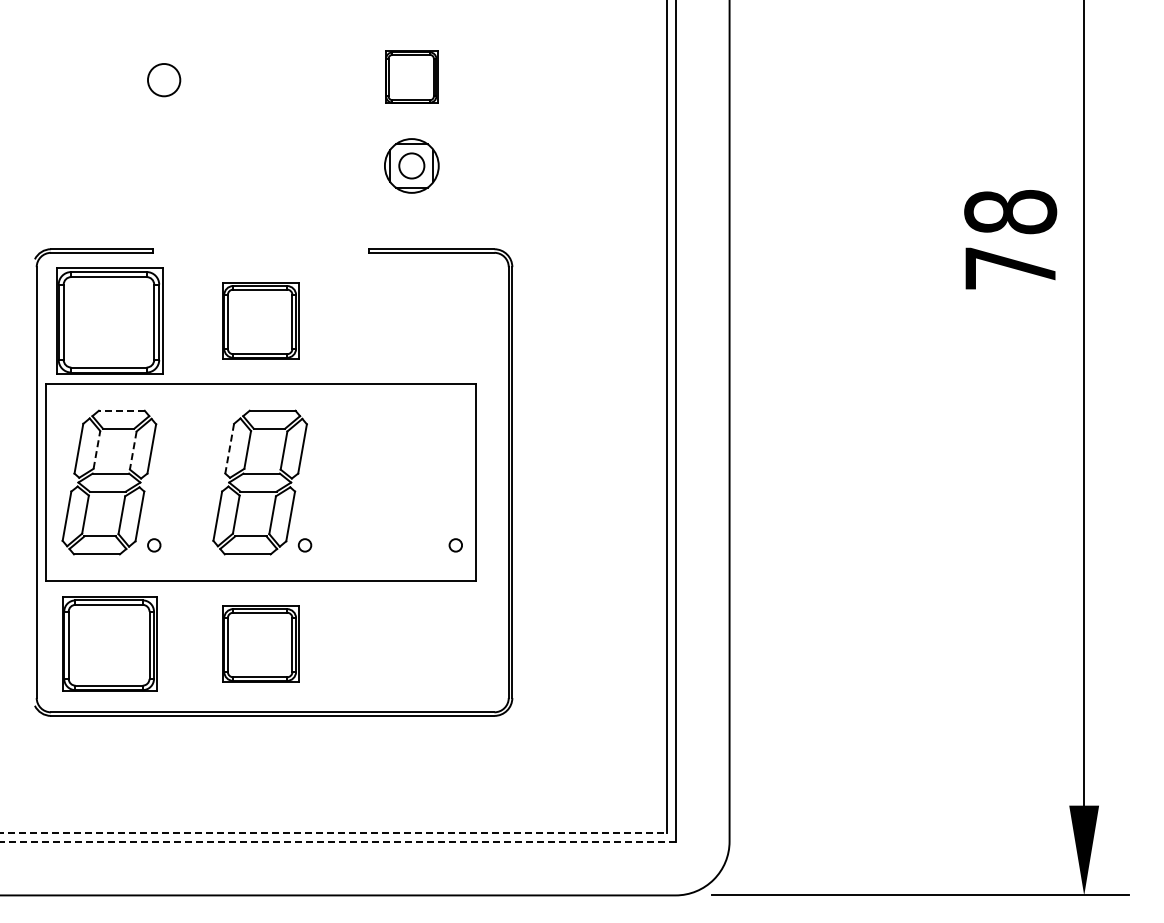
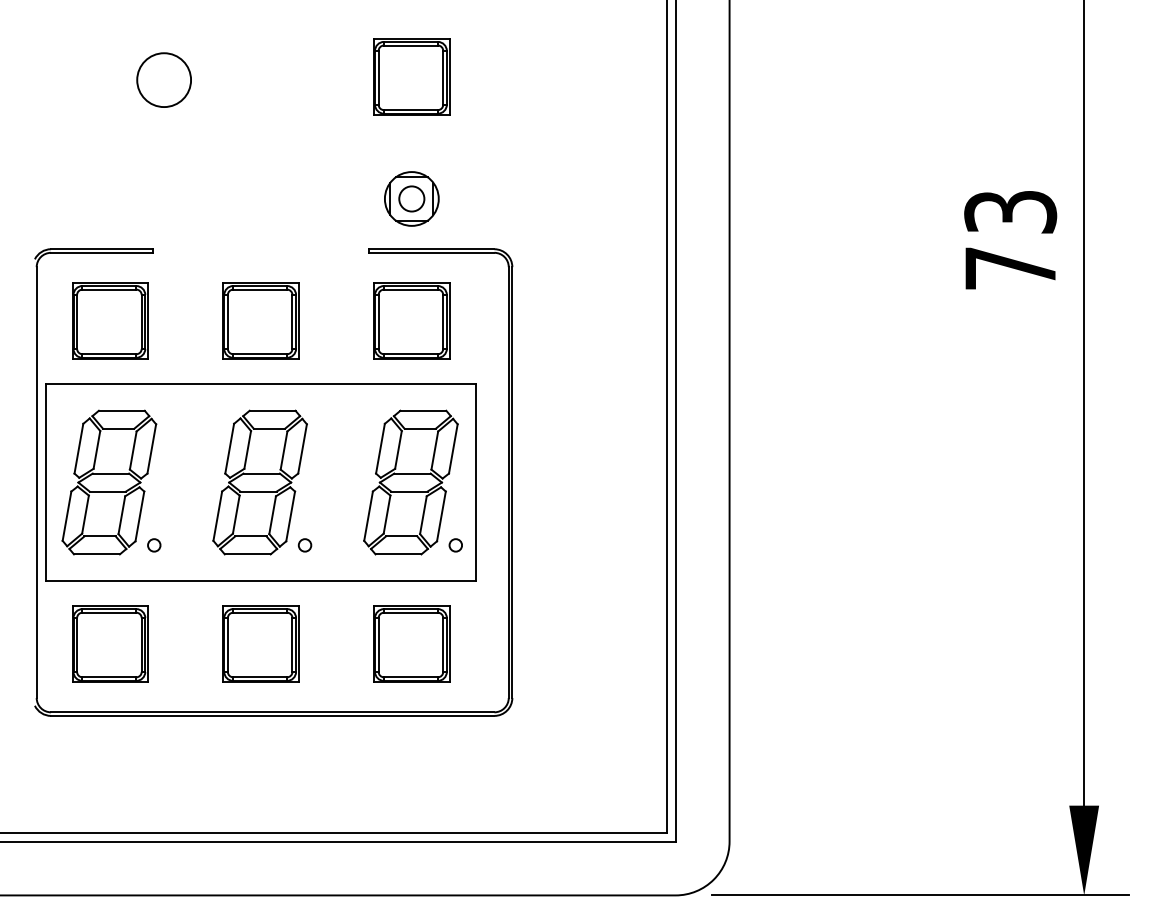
part size: 54x54 px -> 78x78 px (411, 76)
circle diameter: 32 px -> 54 px (164, 80)
part position: (411, 165) -> (411, 198) (411, 198)
text: 78 -> 73 (1010, 212)
part size: 108x108 px -> 77x78 px (110, 320)
part: none -> present (411, 320)
line: dashed -> solid (121, 410)
line: dashed -> solid (97, 449)
line: dashed -> solid (229, 449)
line: dashed -> solid (133, 451)
part: none -> present (410, 482)
part size: 96x96 px -> 77x78 px (110, 643)
part: none -> present (411, 643)
line: dashed -> solid (333, 832)
line: dashed -> solid (337, 841)
